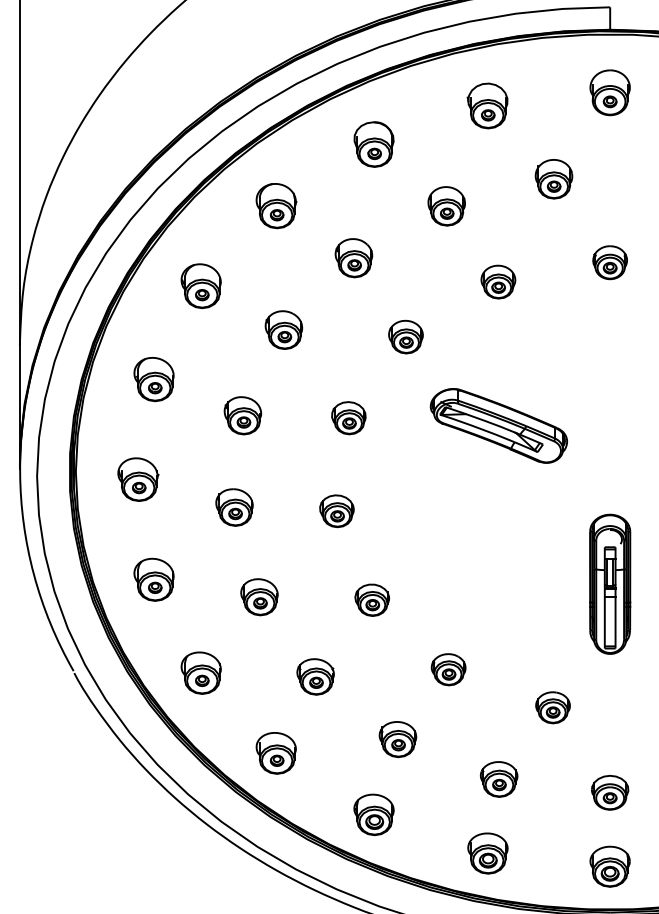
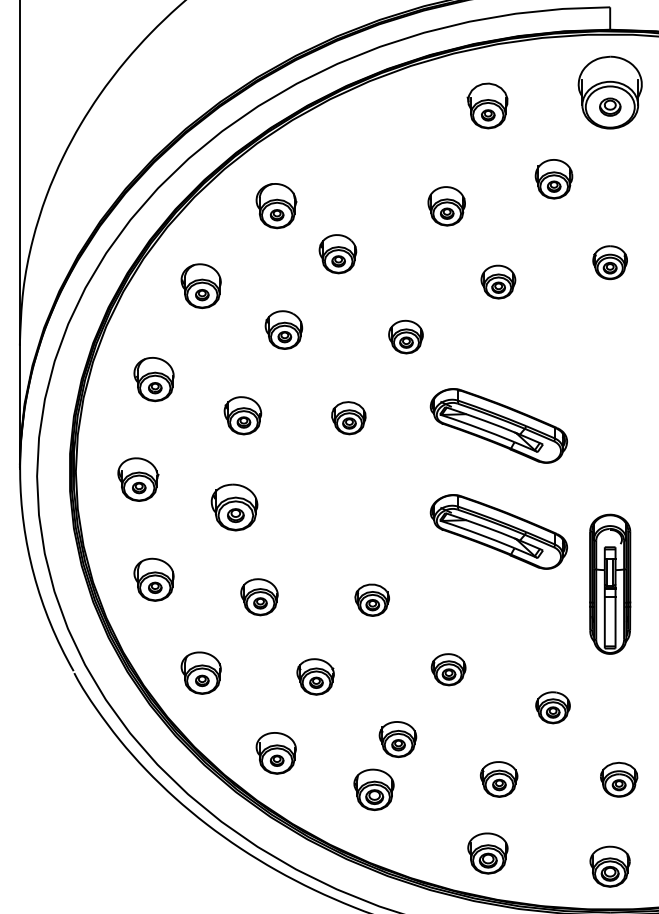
part size: 42x48 px -> 66x75 px (609, 92)
part: present -> none (373, 144)
part position: (353, 258) -> (337, 254) (337, 254)
part size: 39x39 px -> 49x49 px (234, 507)
part: present -> none (336, 511)
part: none -> present (498, 531)
part position: (610, 792) -> (619, 779) (619, 779)
part position: (373, 814) -> (373, 789) (373, 789)
